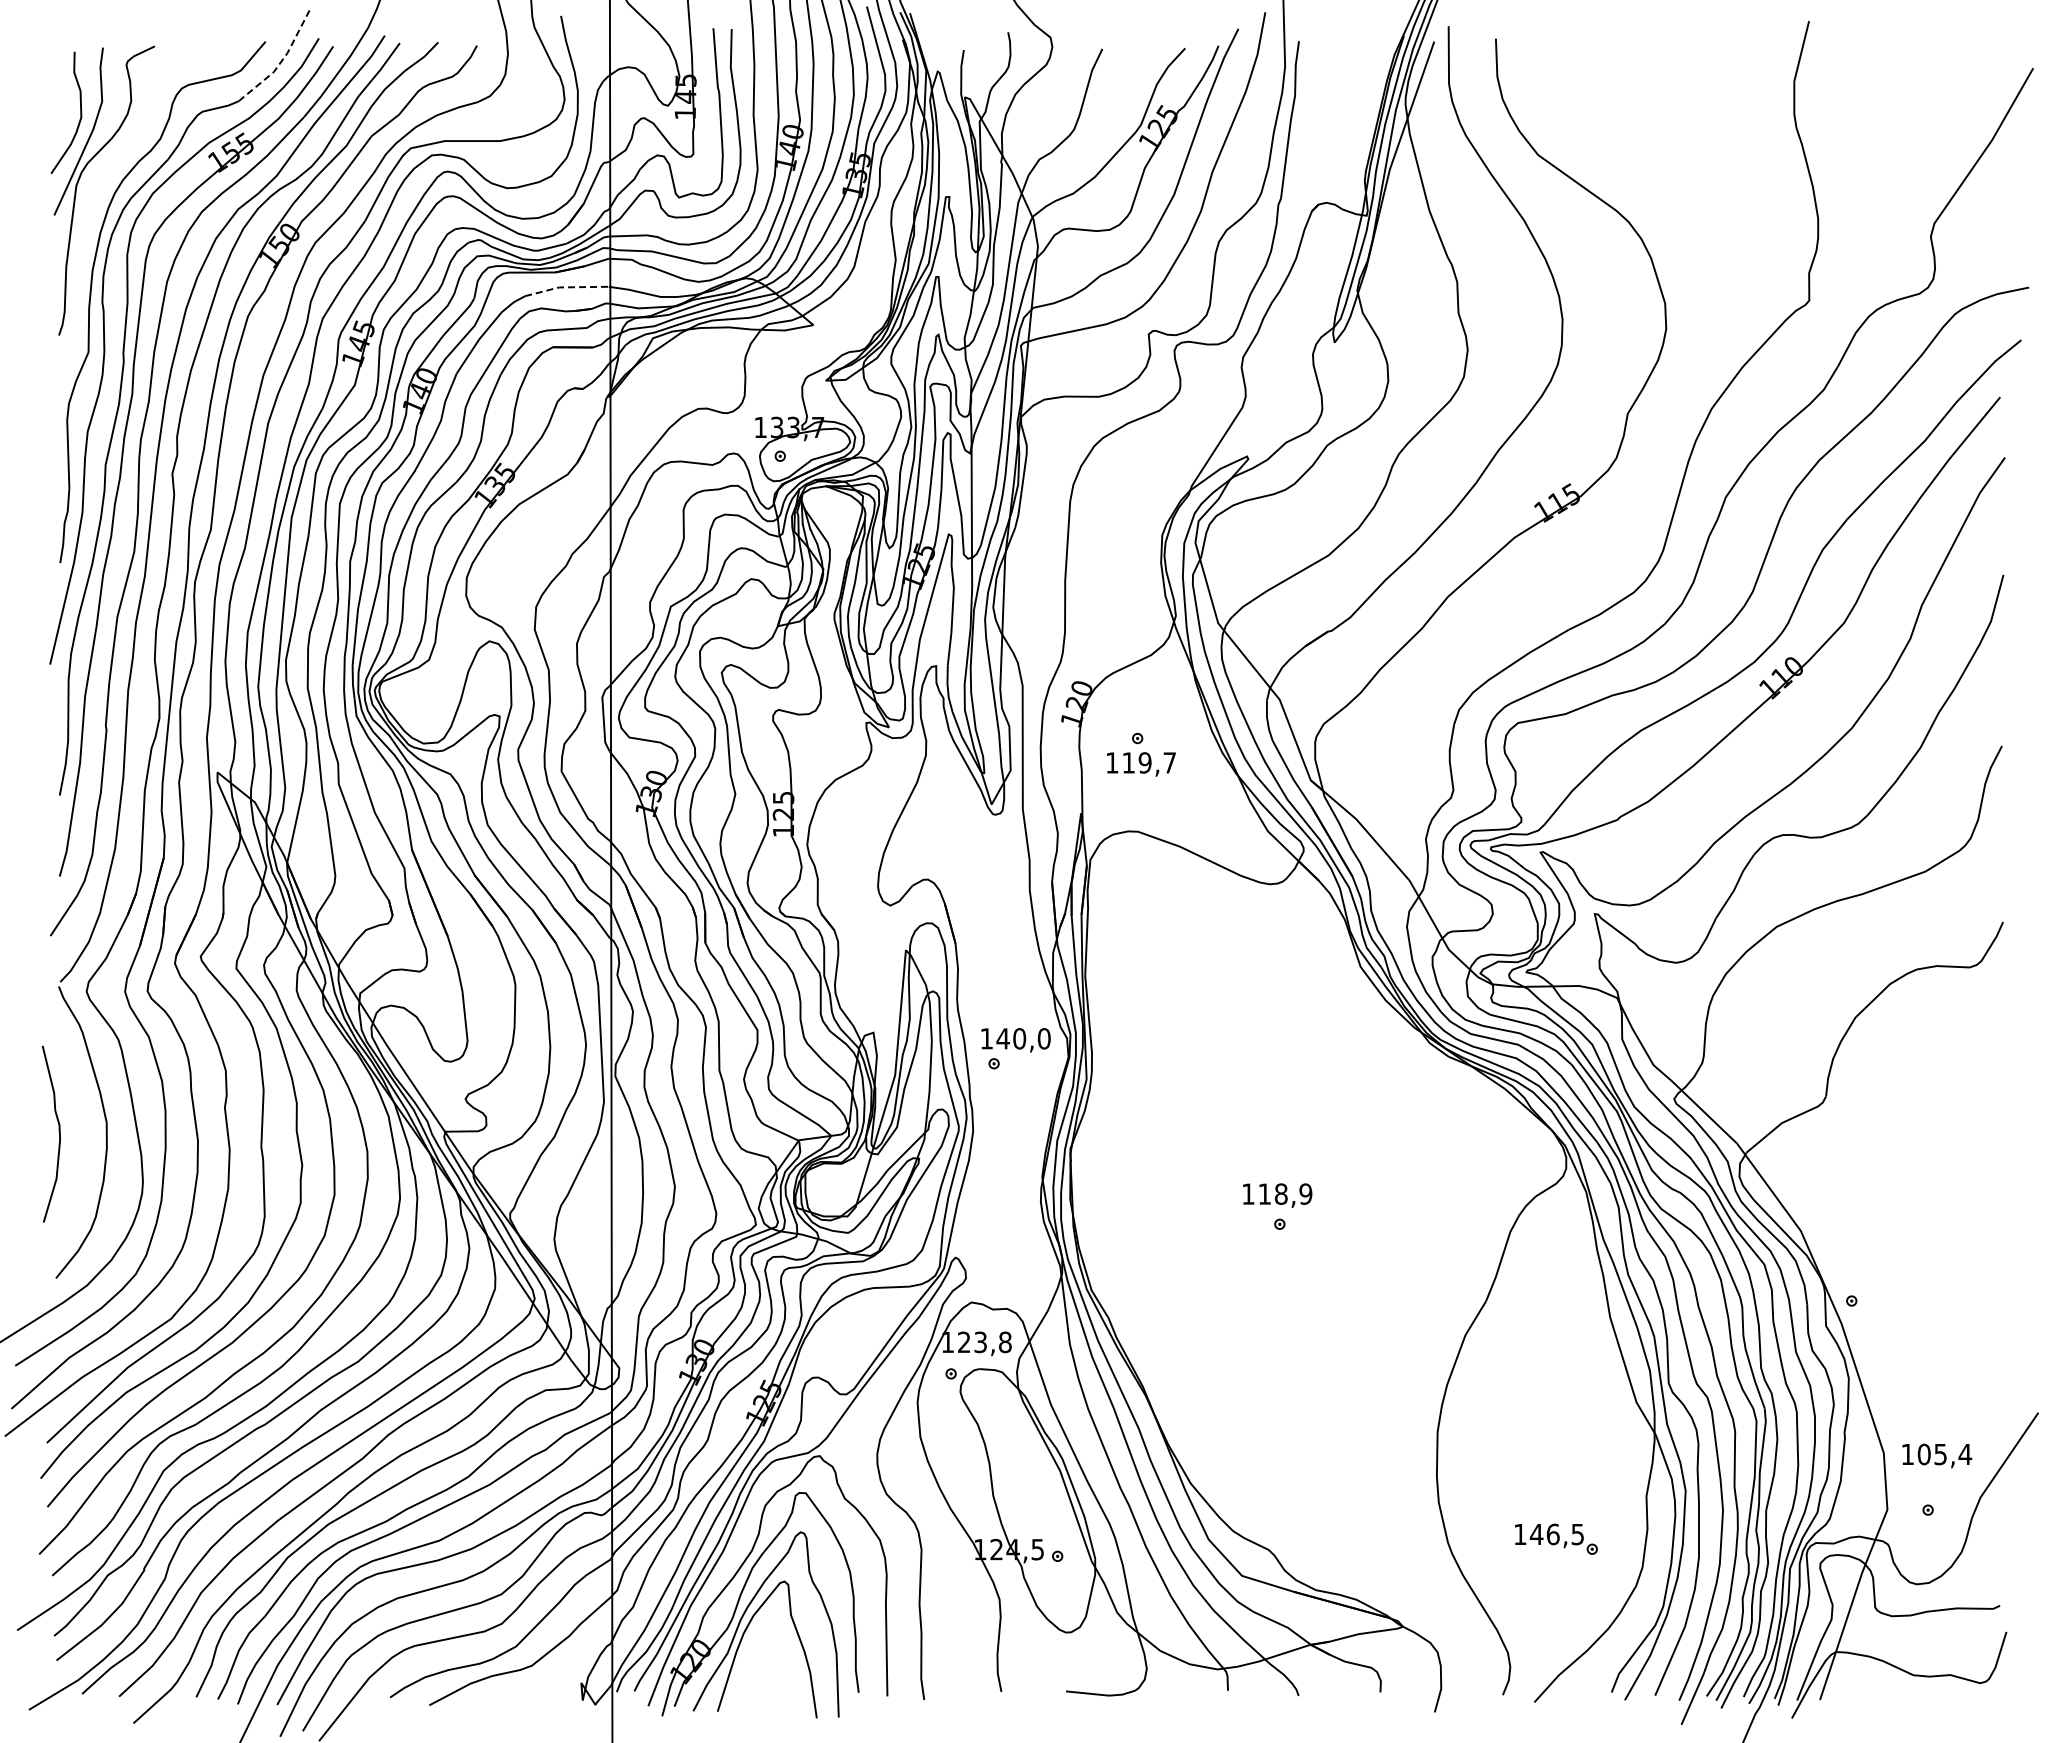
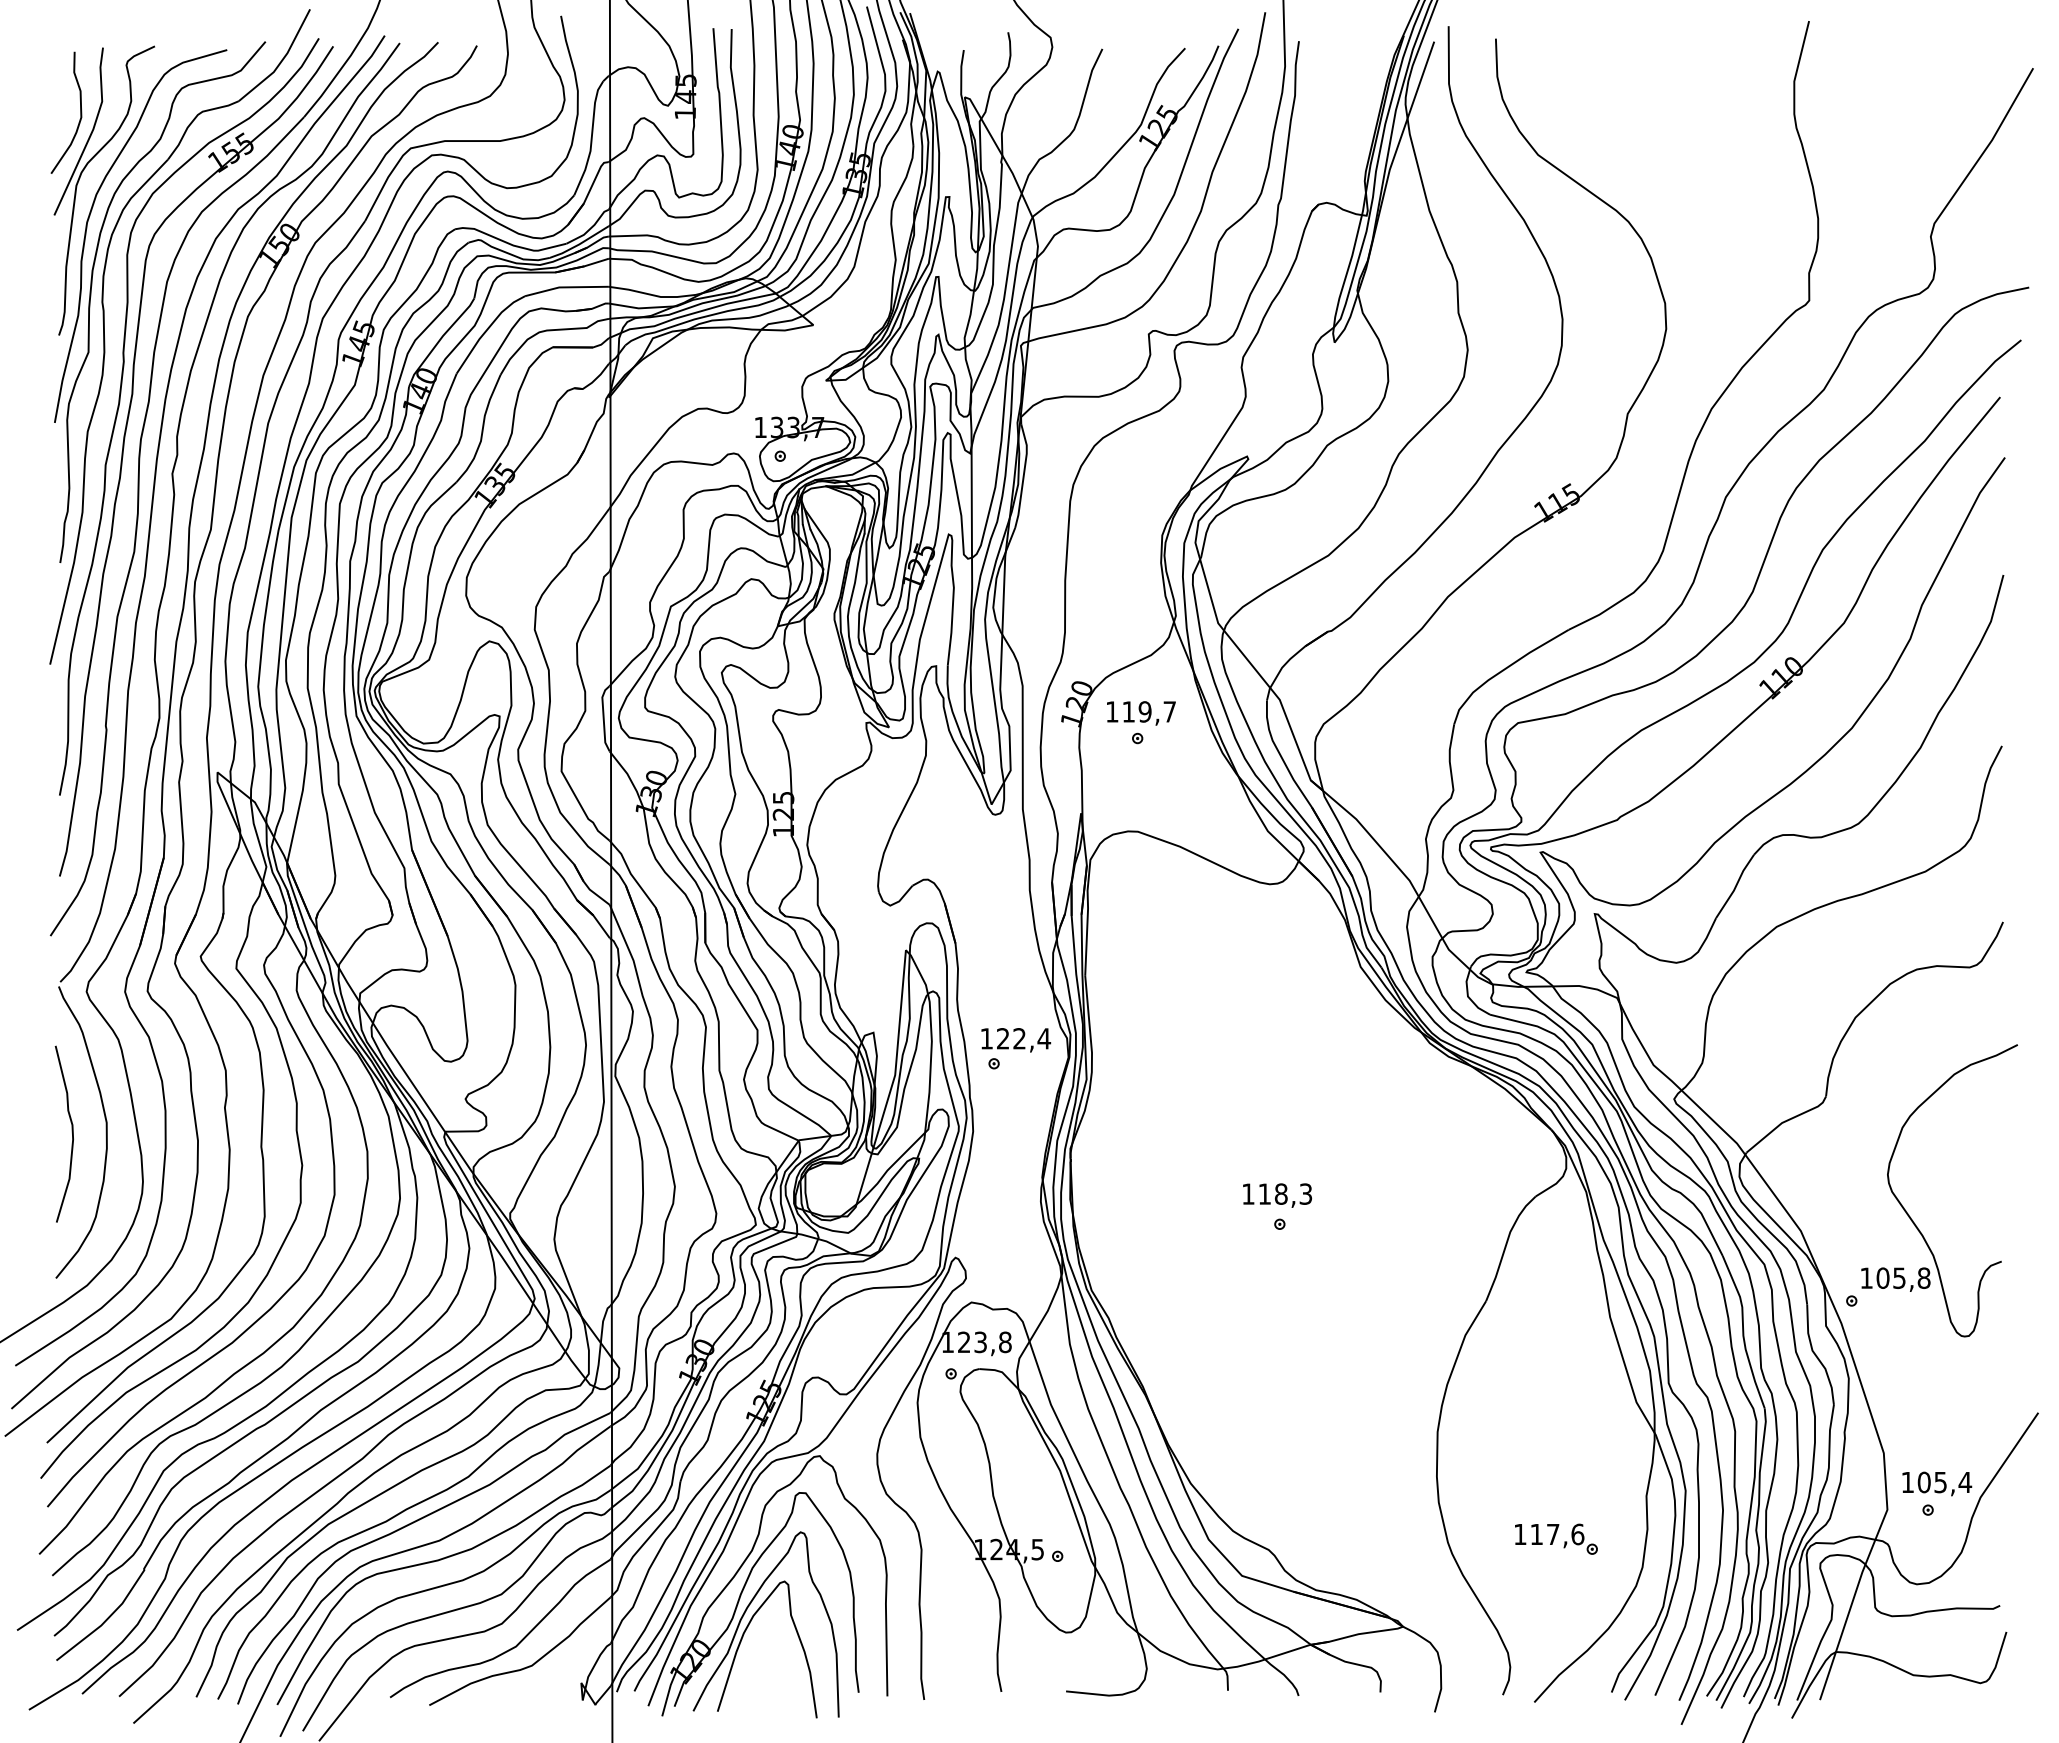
line: dashed -> solid (281, 61)
curve: none -> present (89, 219)
line: dashed -> solid (566, 287)
text position: (1141, 764) -> (1141, 713) (1141, 713)
text: 140,0 -> 122,4 (1023, 1038)
curve position: (58, 1132) -> (71, 1132) (71, 1132)
text: 118,9 -> 118,3 (1305, 1193)
part: none -> present (1906, 1210)
text position: (1937, 1455) -> (1937, 1483) (1937, 1483)
text: 146,5 -> 117,6 (1556, 1534)
